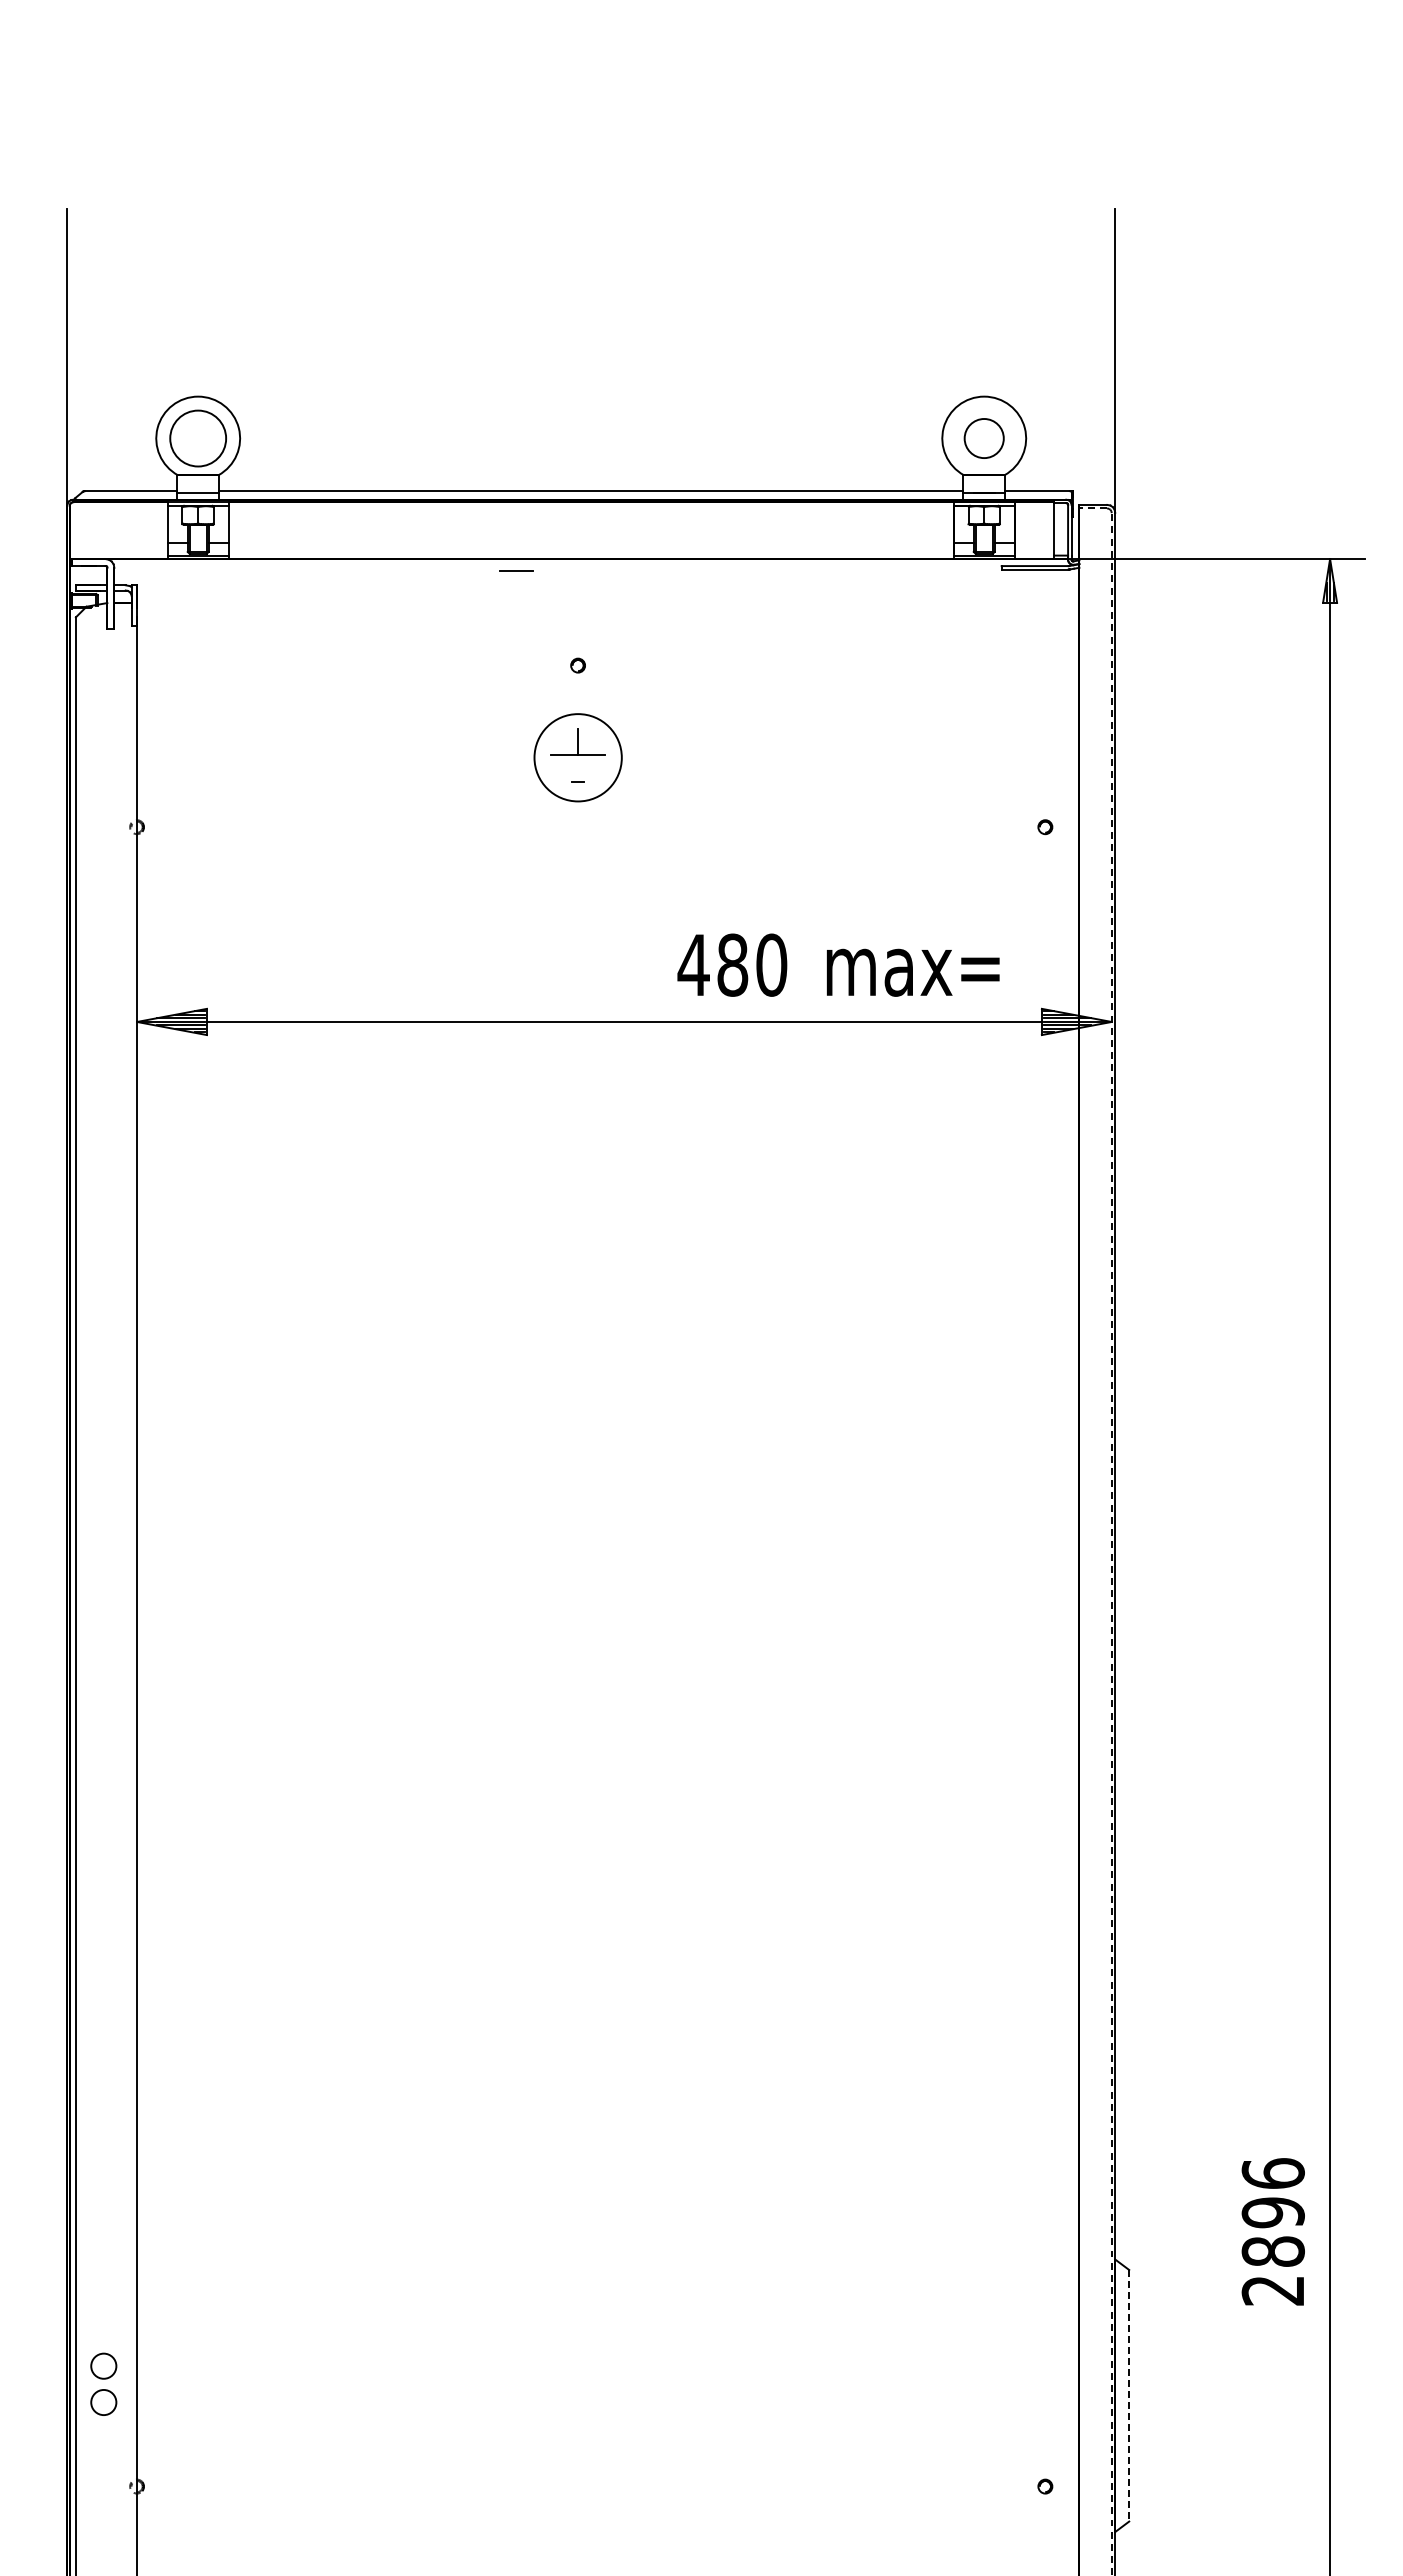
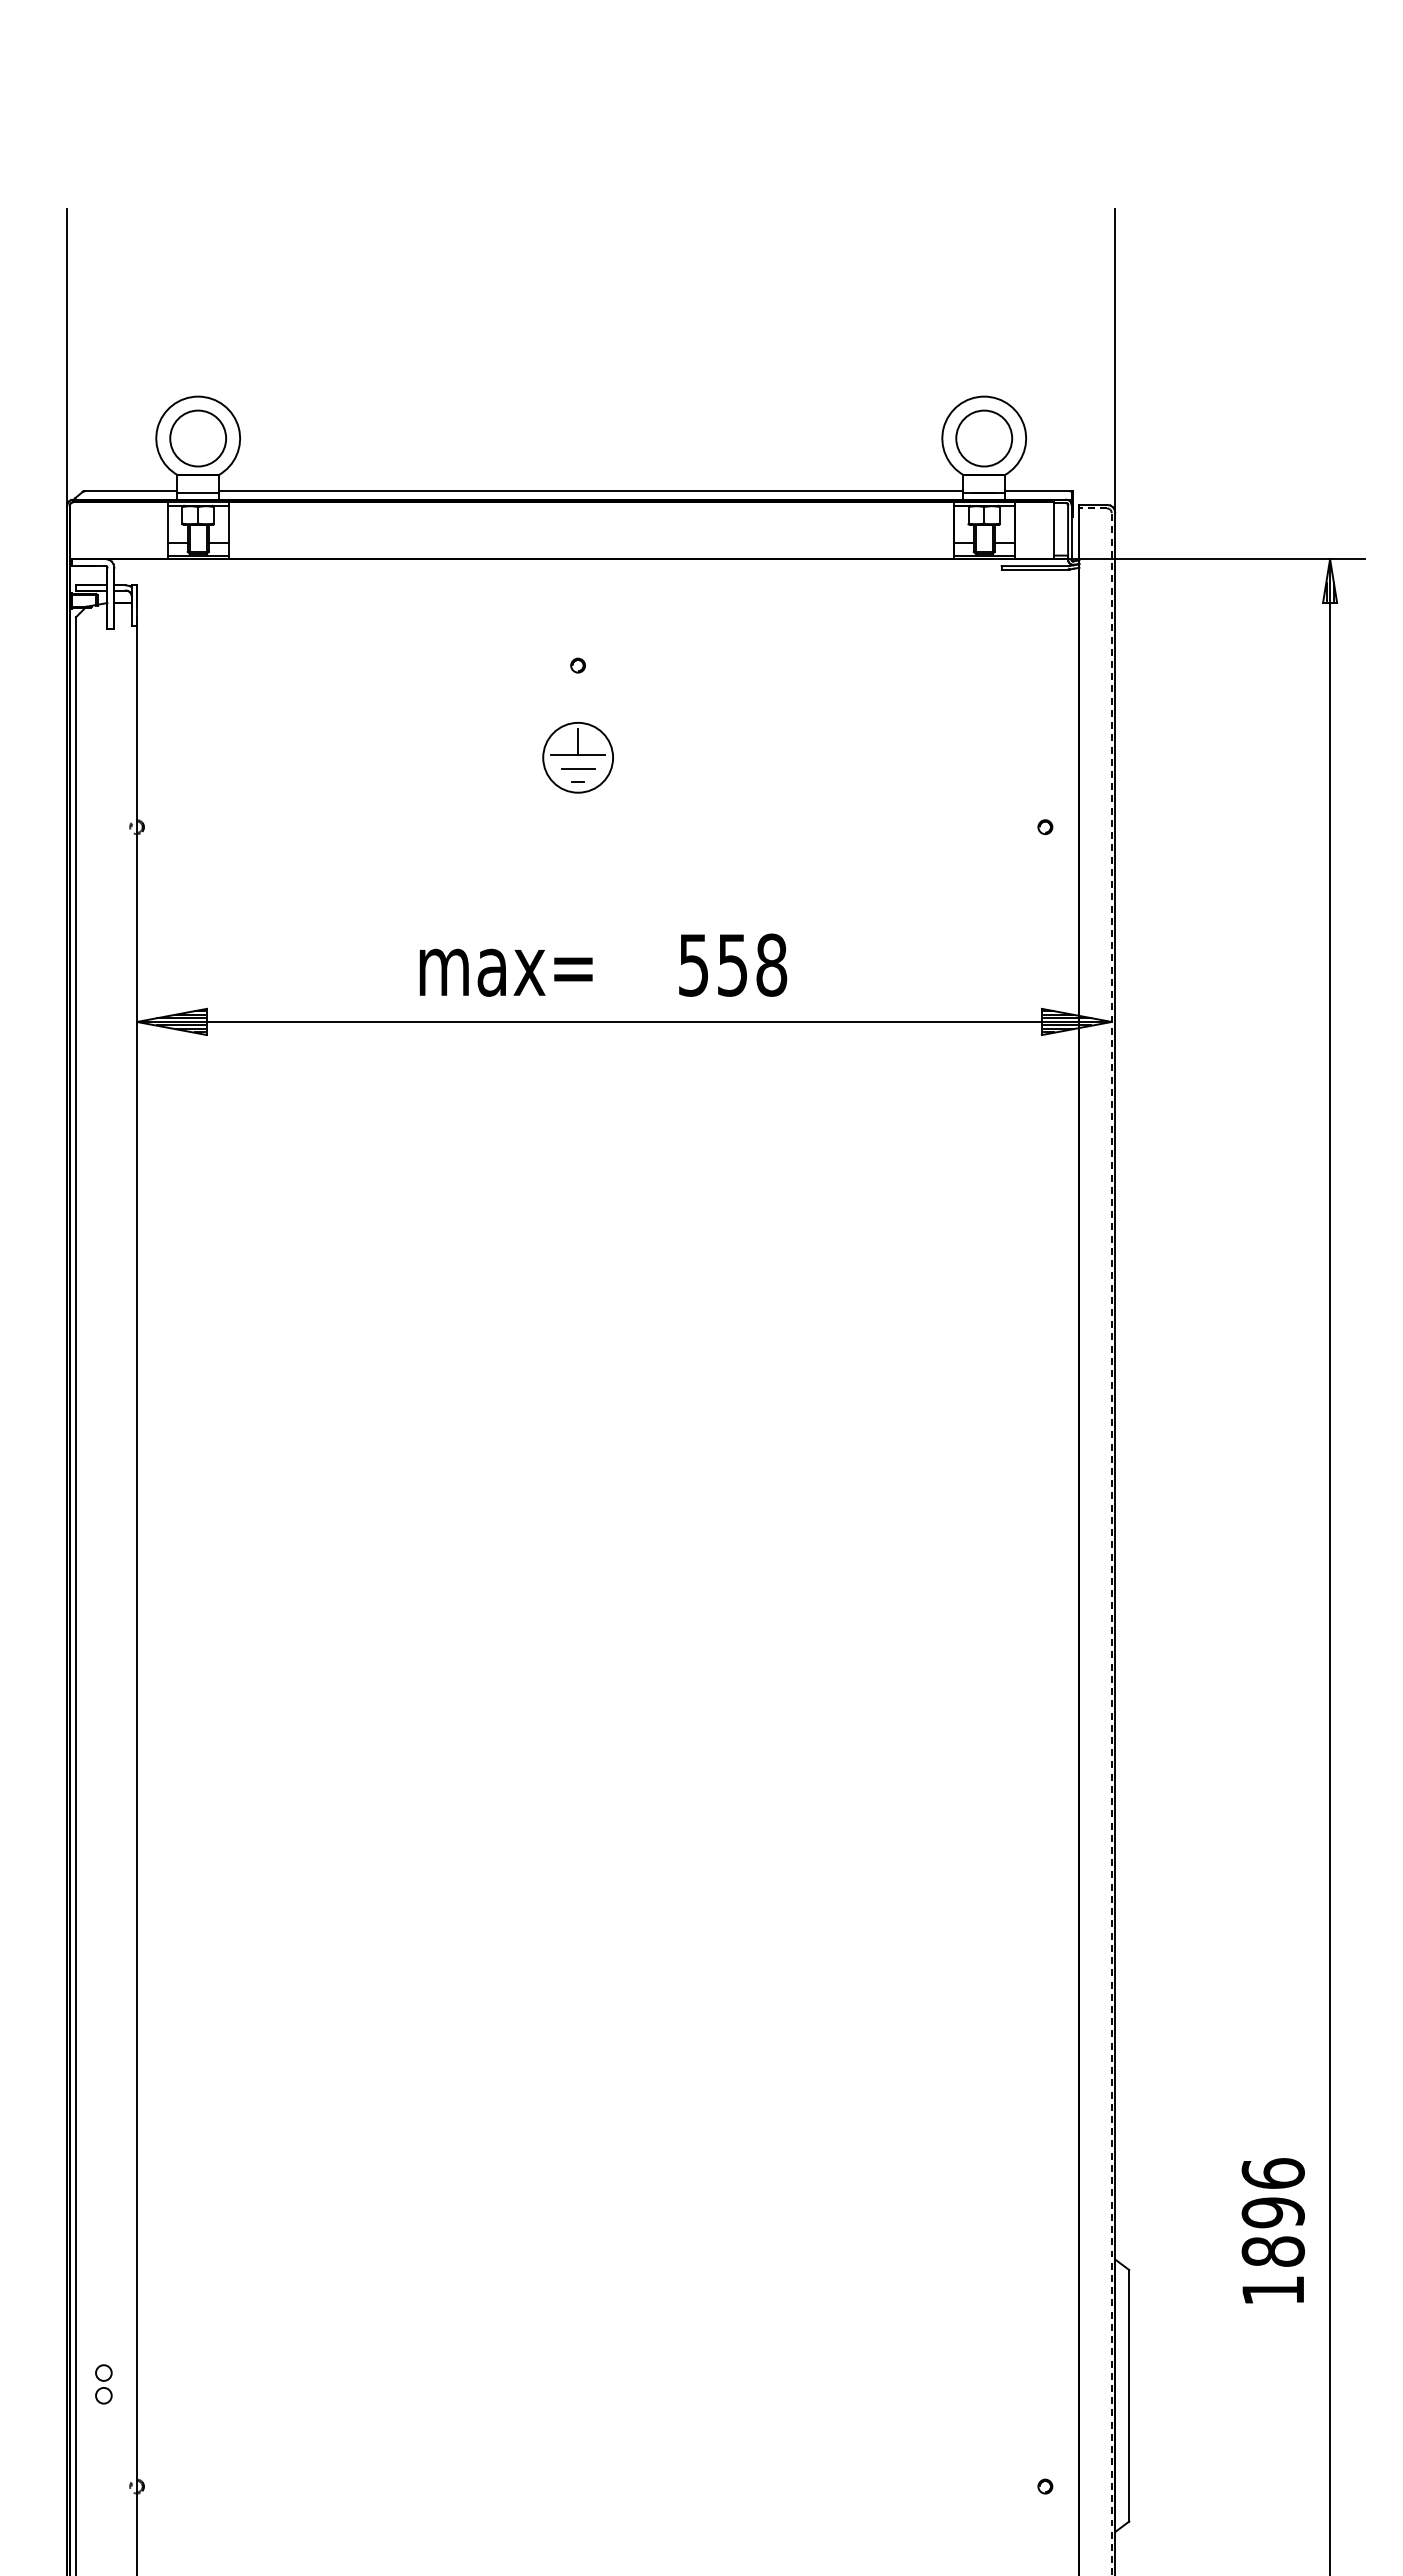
circle diameter: 39 px -> 56 px (984, 438)
line position: (516, 570) -> (578, 768) (578, 768)
circle diameter: 87 px -> 70 px (578, 757)
text: 480 -> 558 (732, 964)
text position: (913, 972) -> (506, 972) (506, 972)
text: 2896 -> 1896 (1272, 2290)
part size: 28x64 px -> 18x41 px (103, 2384)
line: dashed -> solid (1129, 2395)
